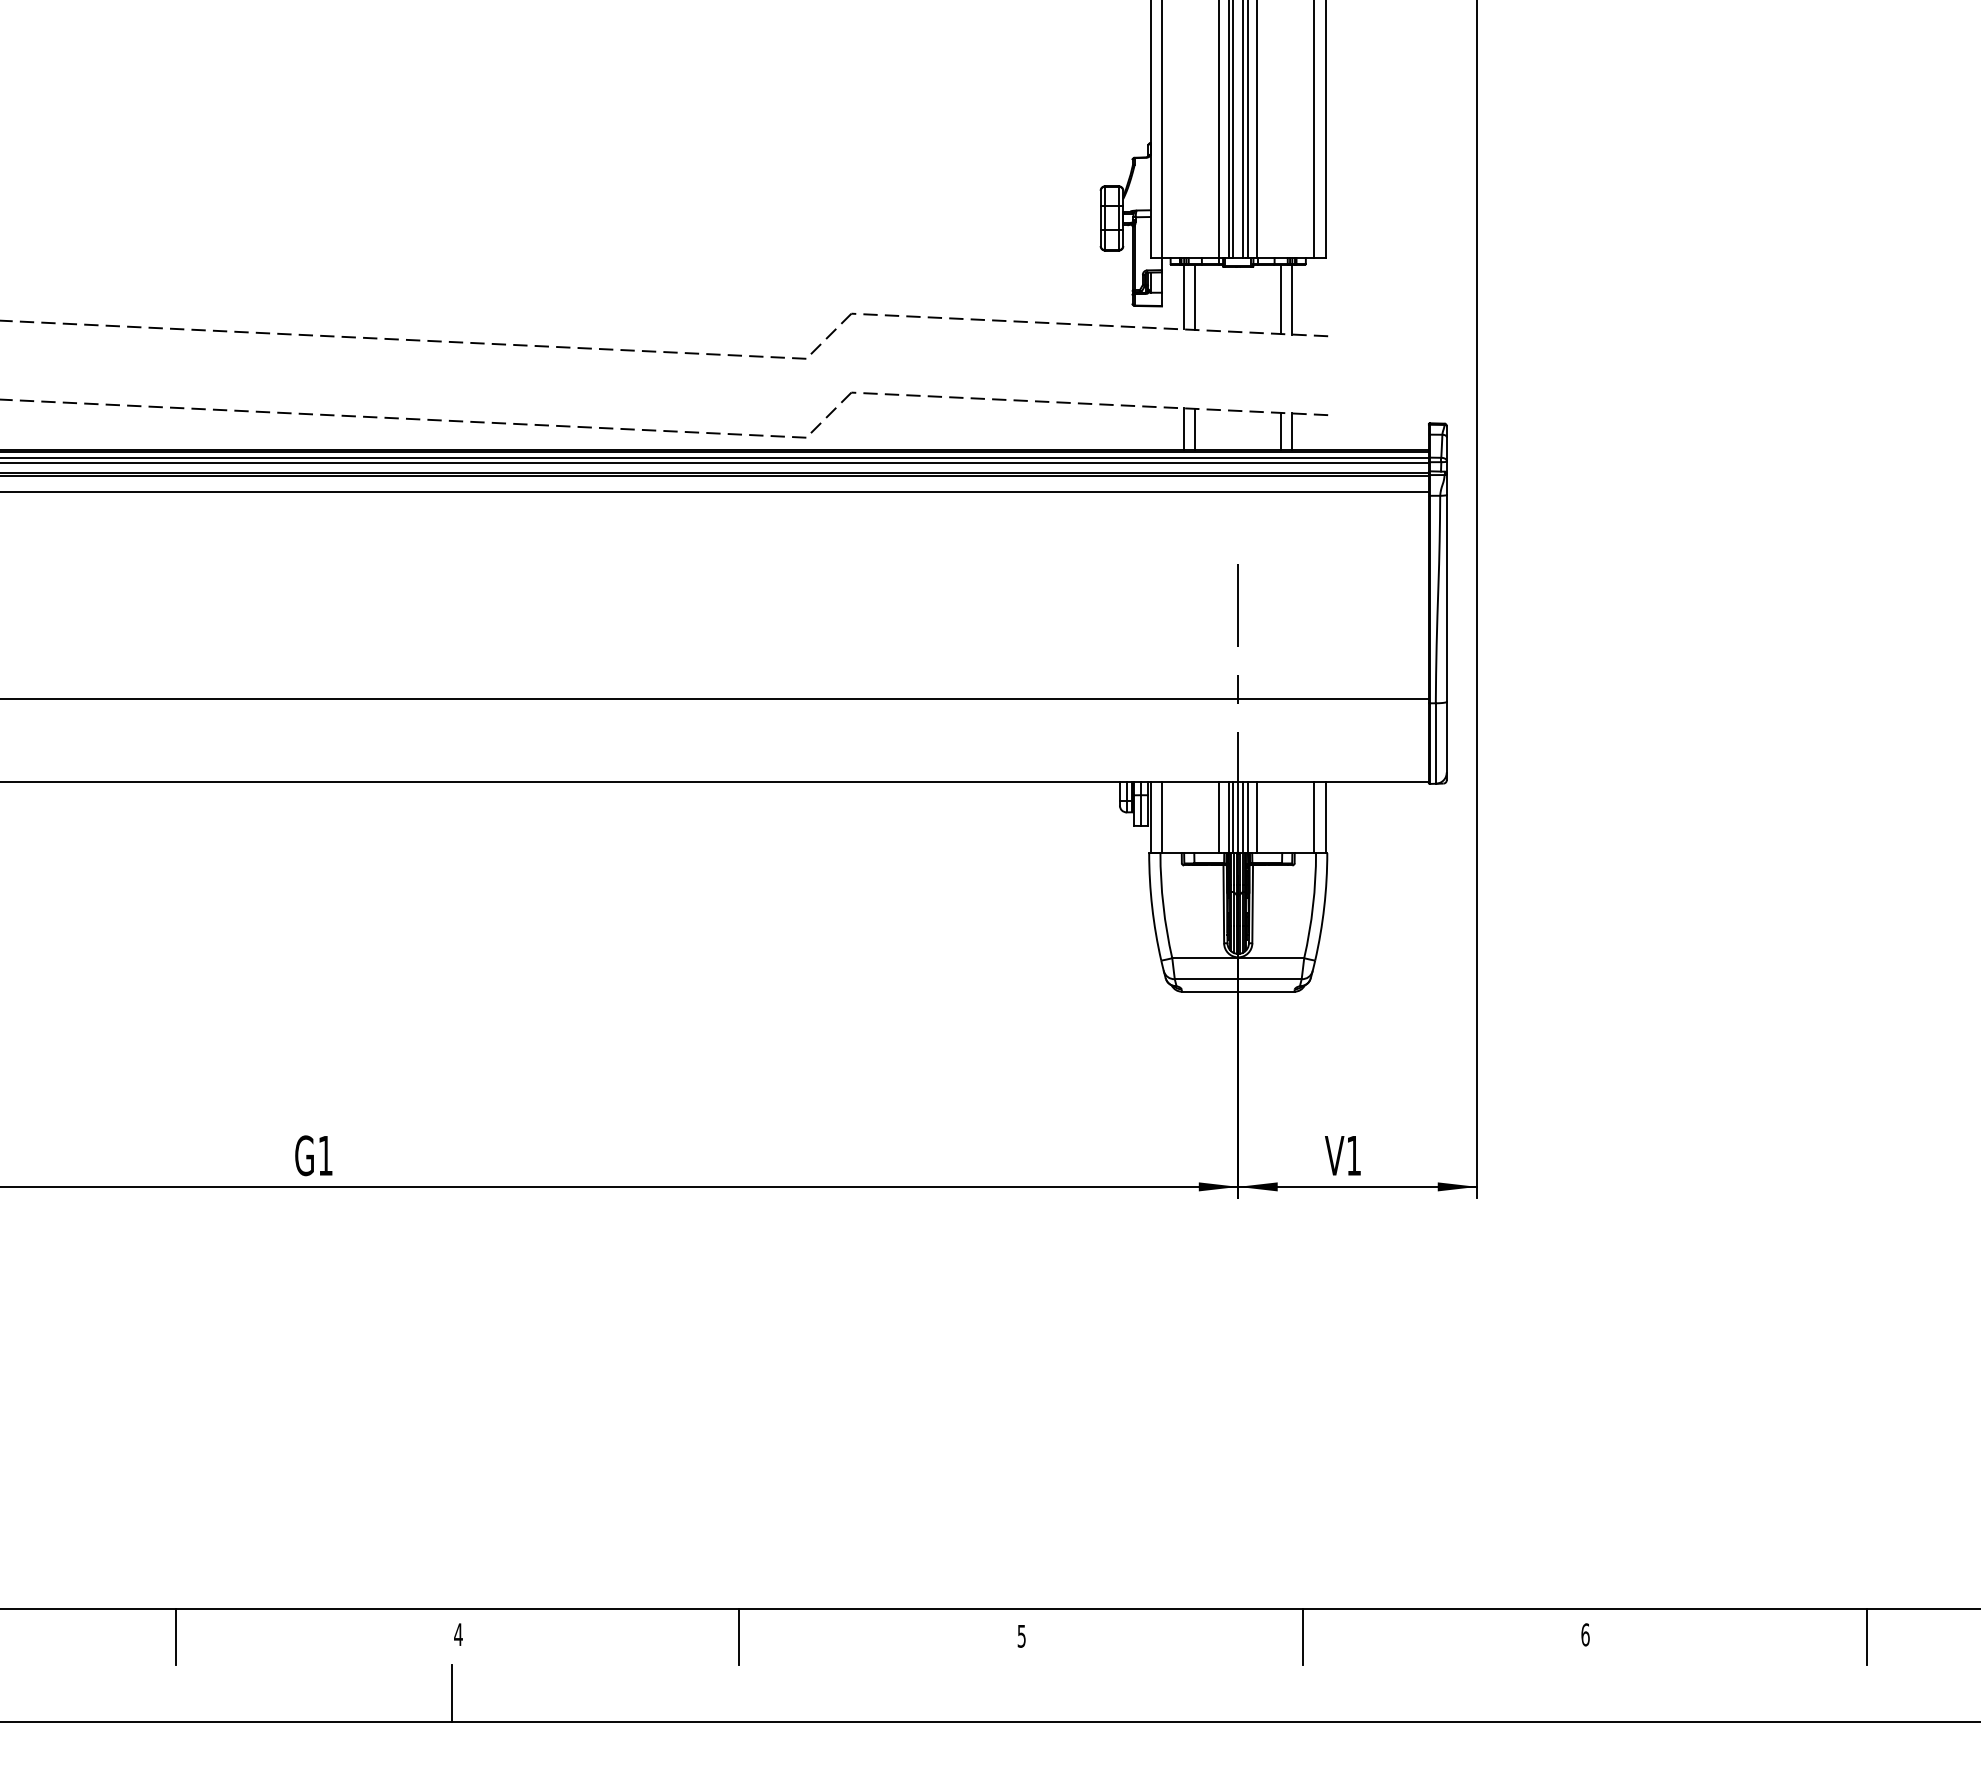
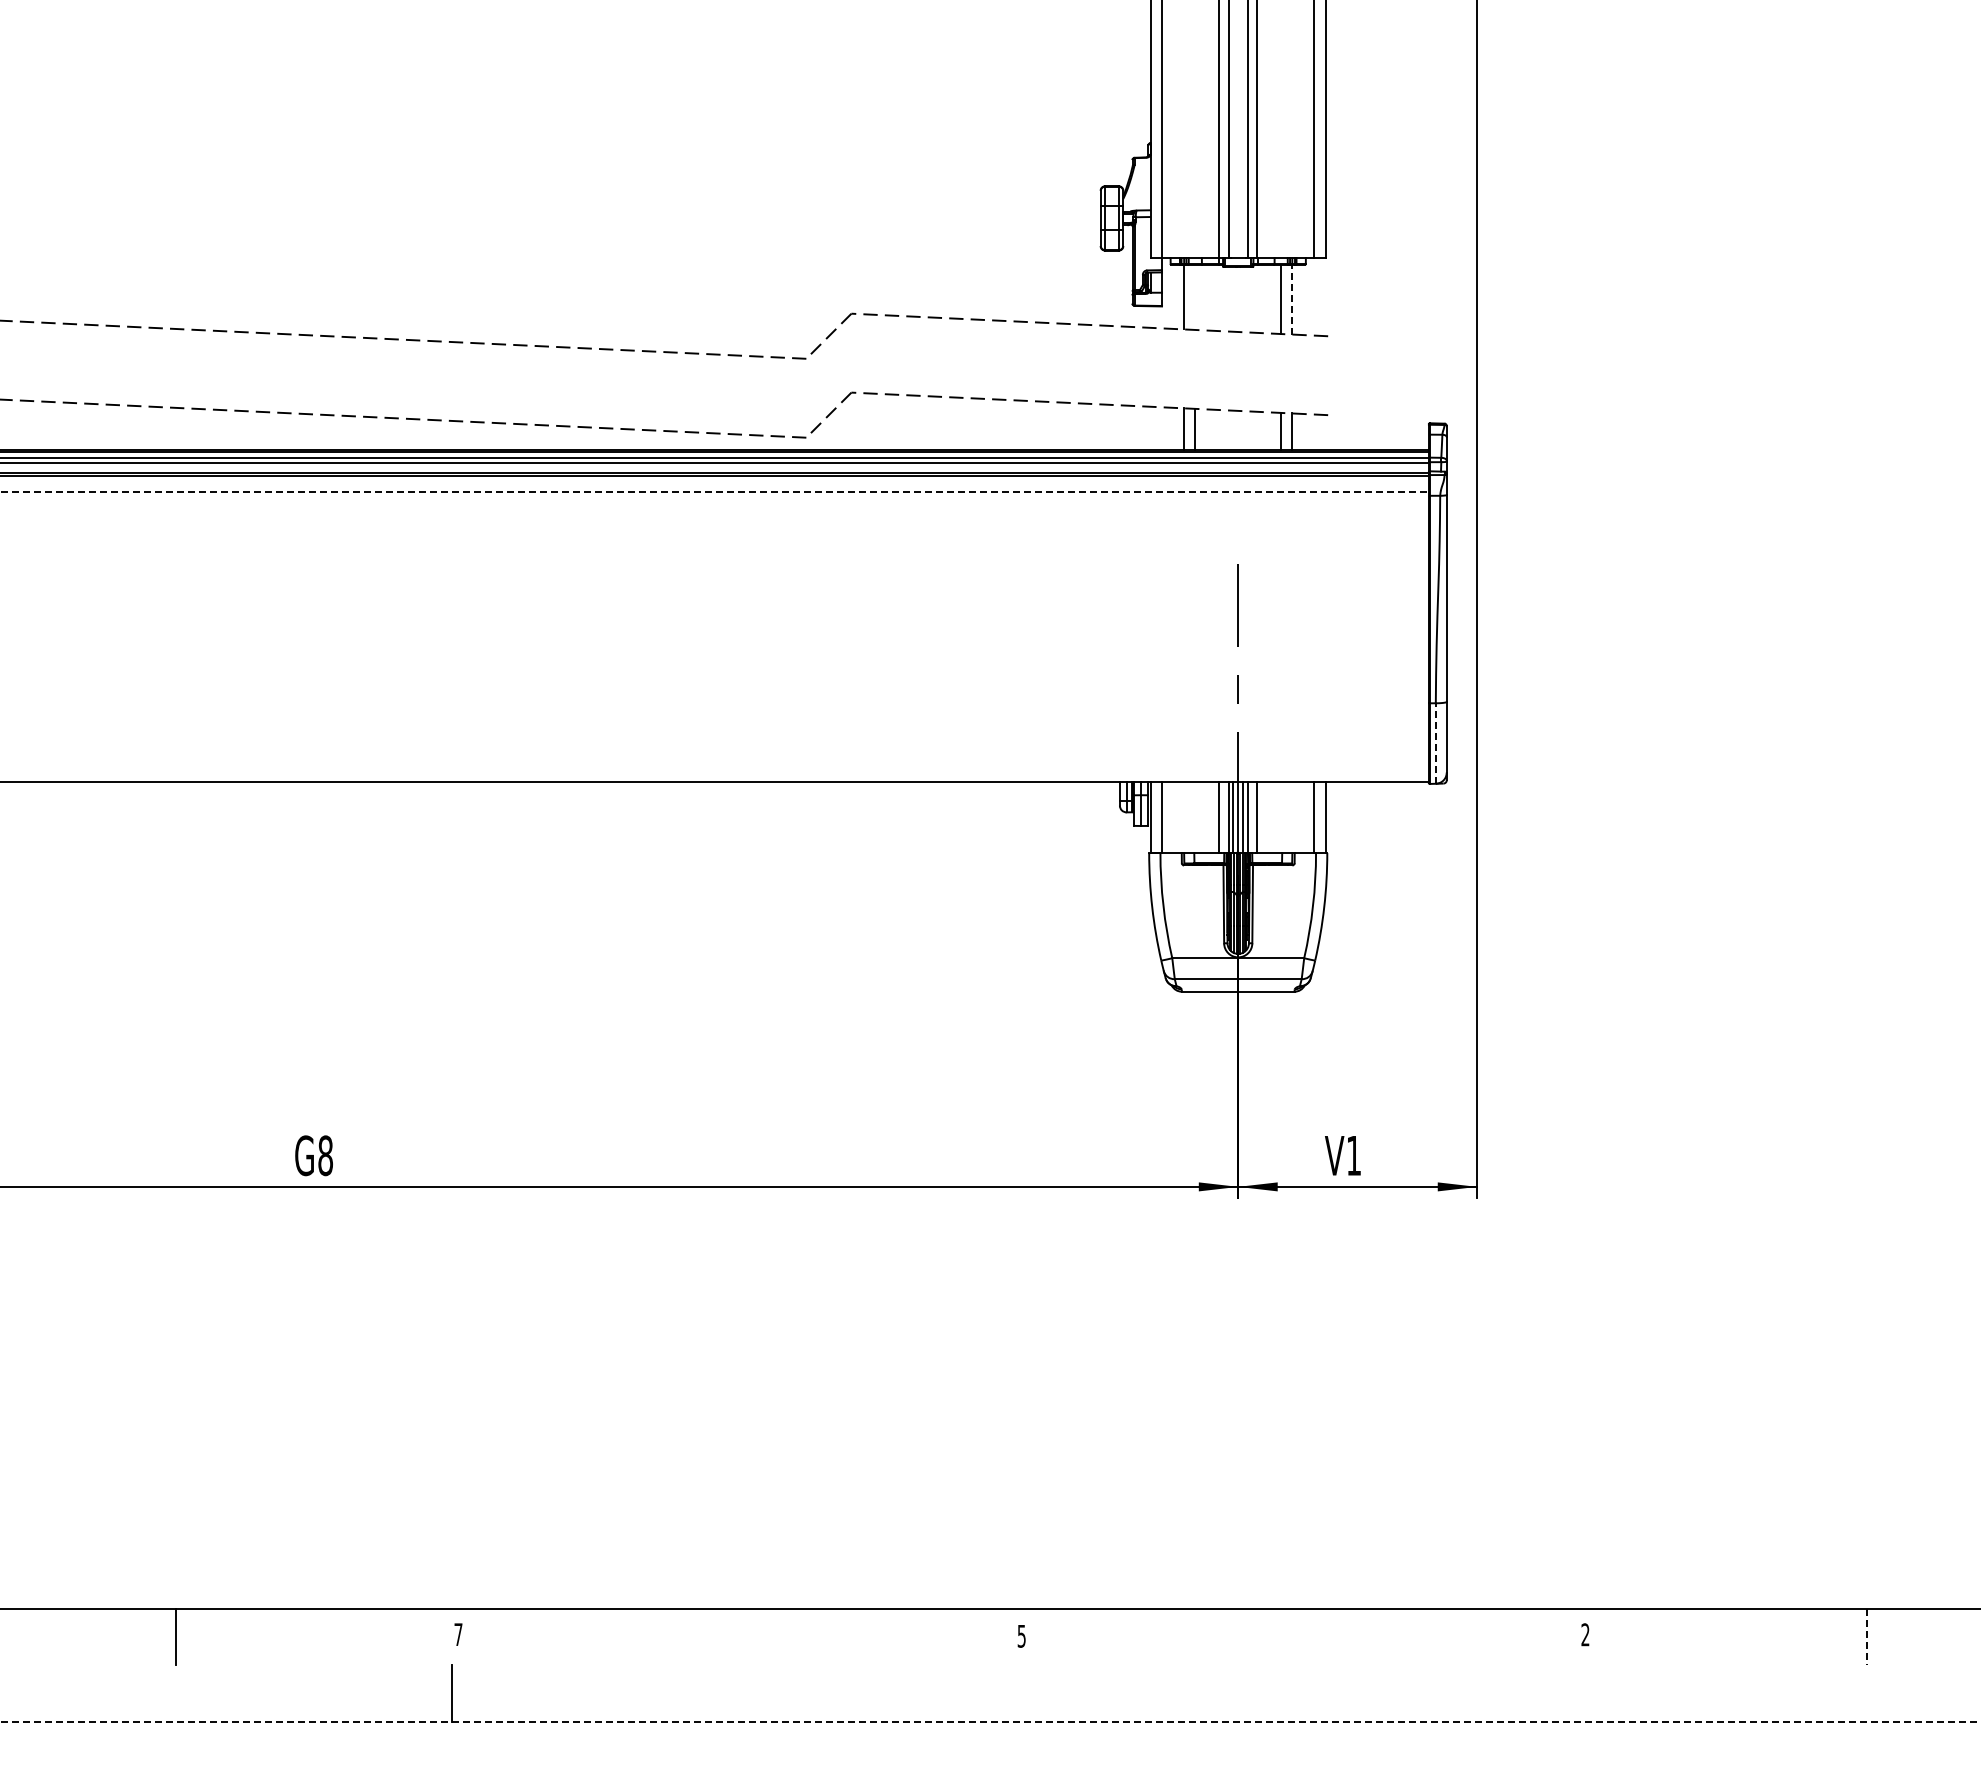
line: present -> none (1233, 129)
line: present -> none (1243, 129)
line: present -> none (1195, 296)
line: solid -> dashed (1292, 299)
line: solid -> dashed (715, 492)
line: present -> none (715, 699)
line: solid -> dashed (1435, 743)
text: G1 -> G8 (325, 1155)
text: 4 -> 7 (458, 1634)
text: 6 -> 2 (1585, 1634)
line: present -> none (739, 1636)
line: present -> none (1302, 1636)
line: solid -> dashed (1866, 1637)
line: solid -> dashed (991, 1721)
